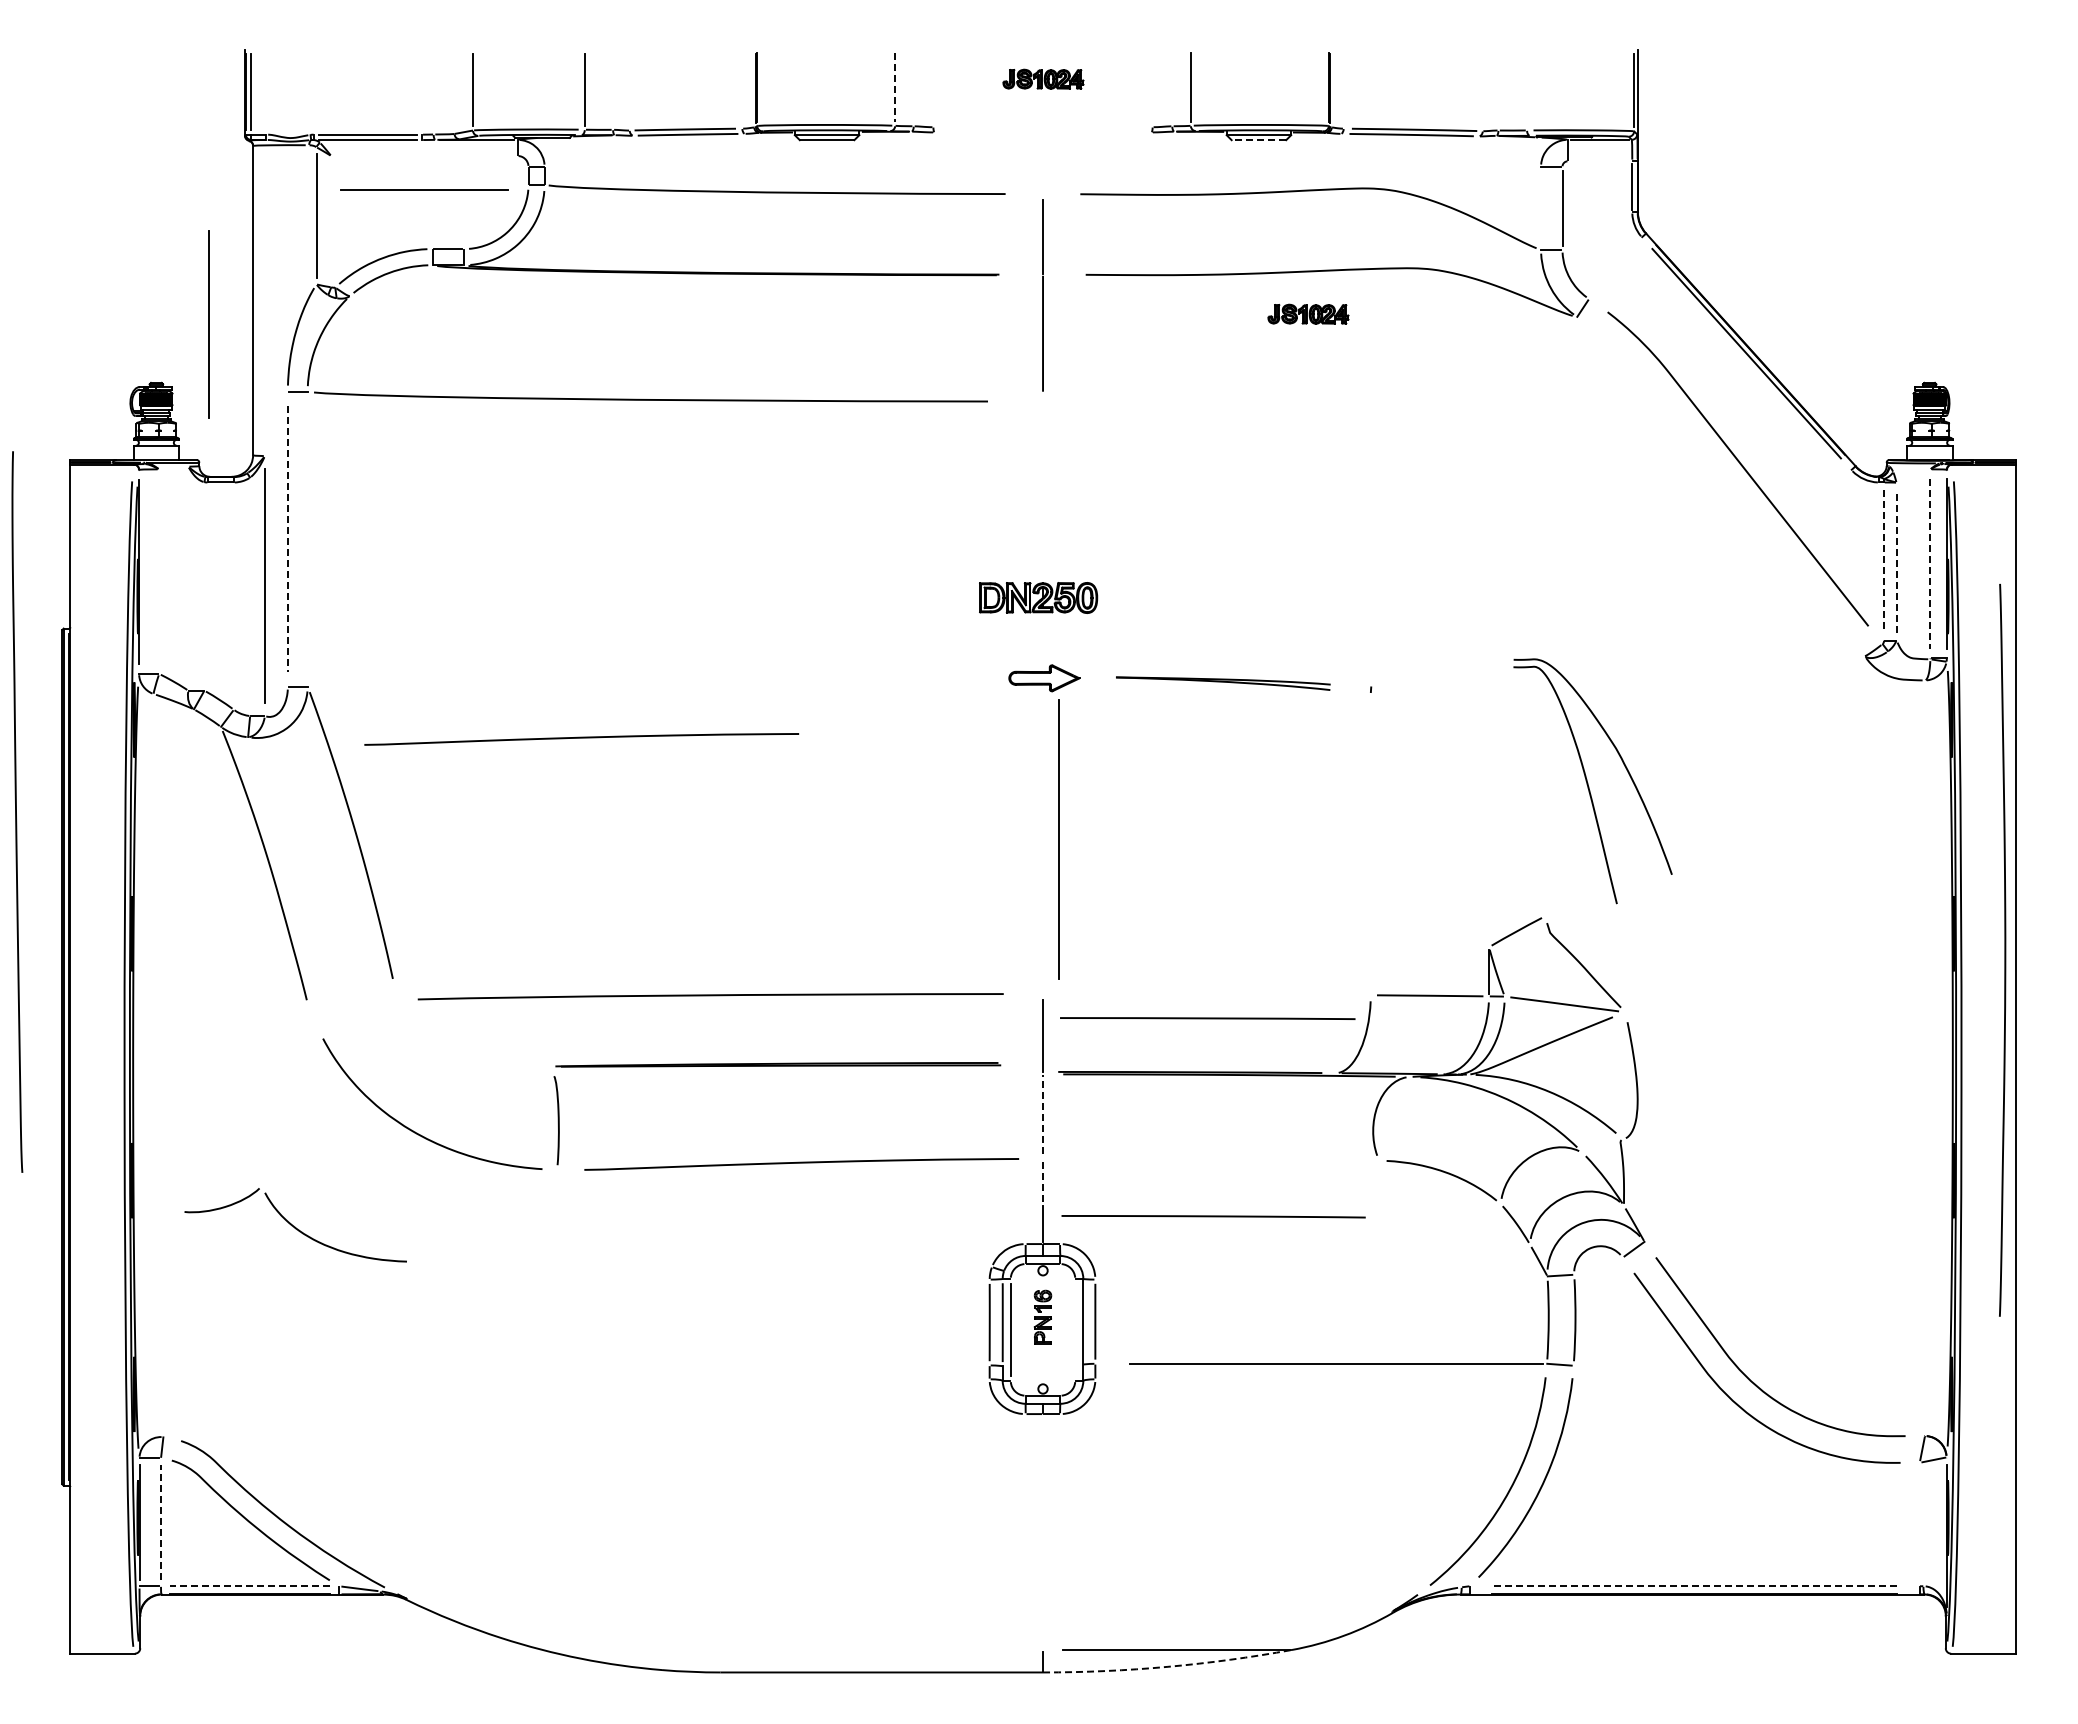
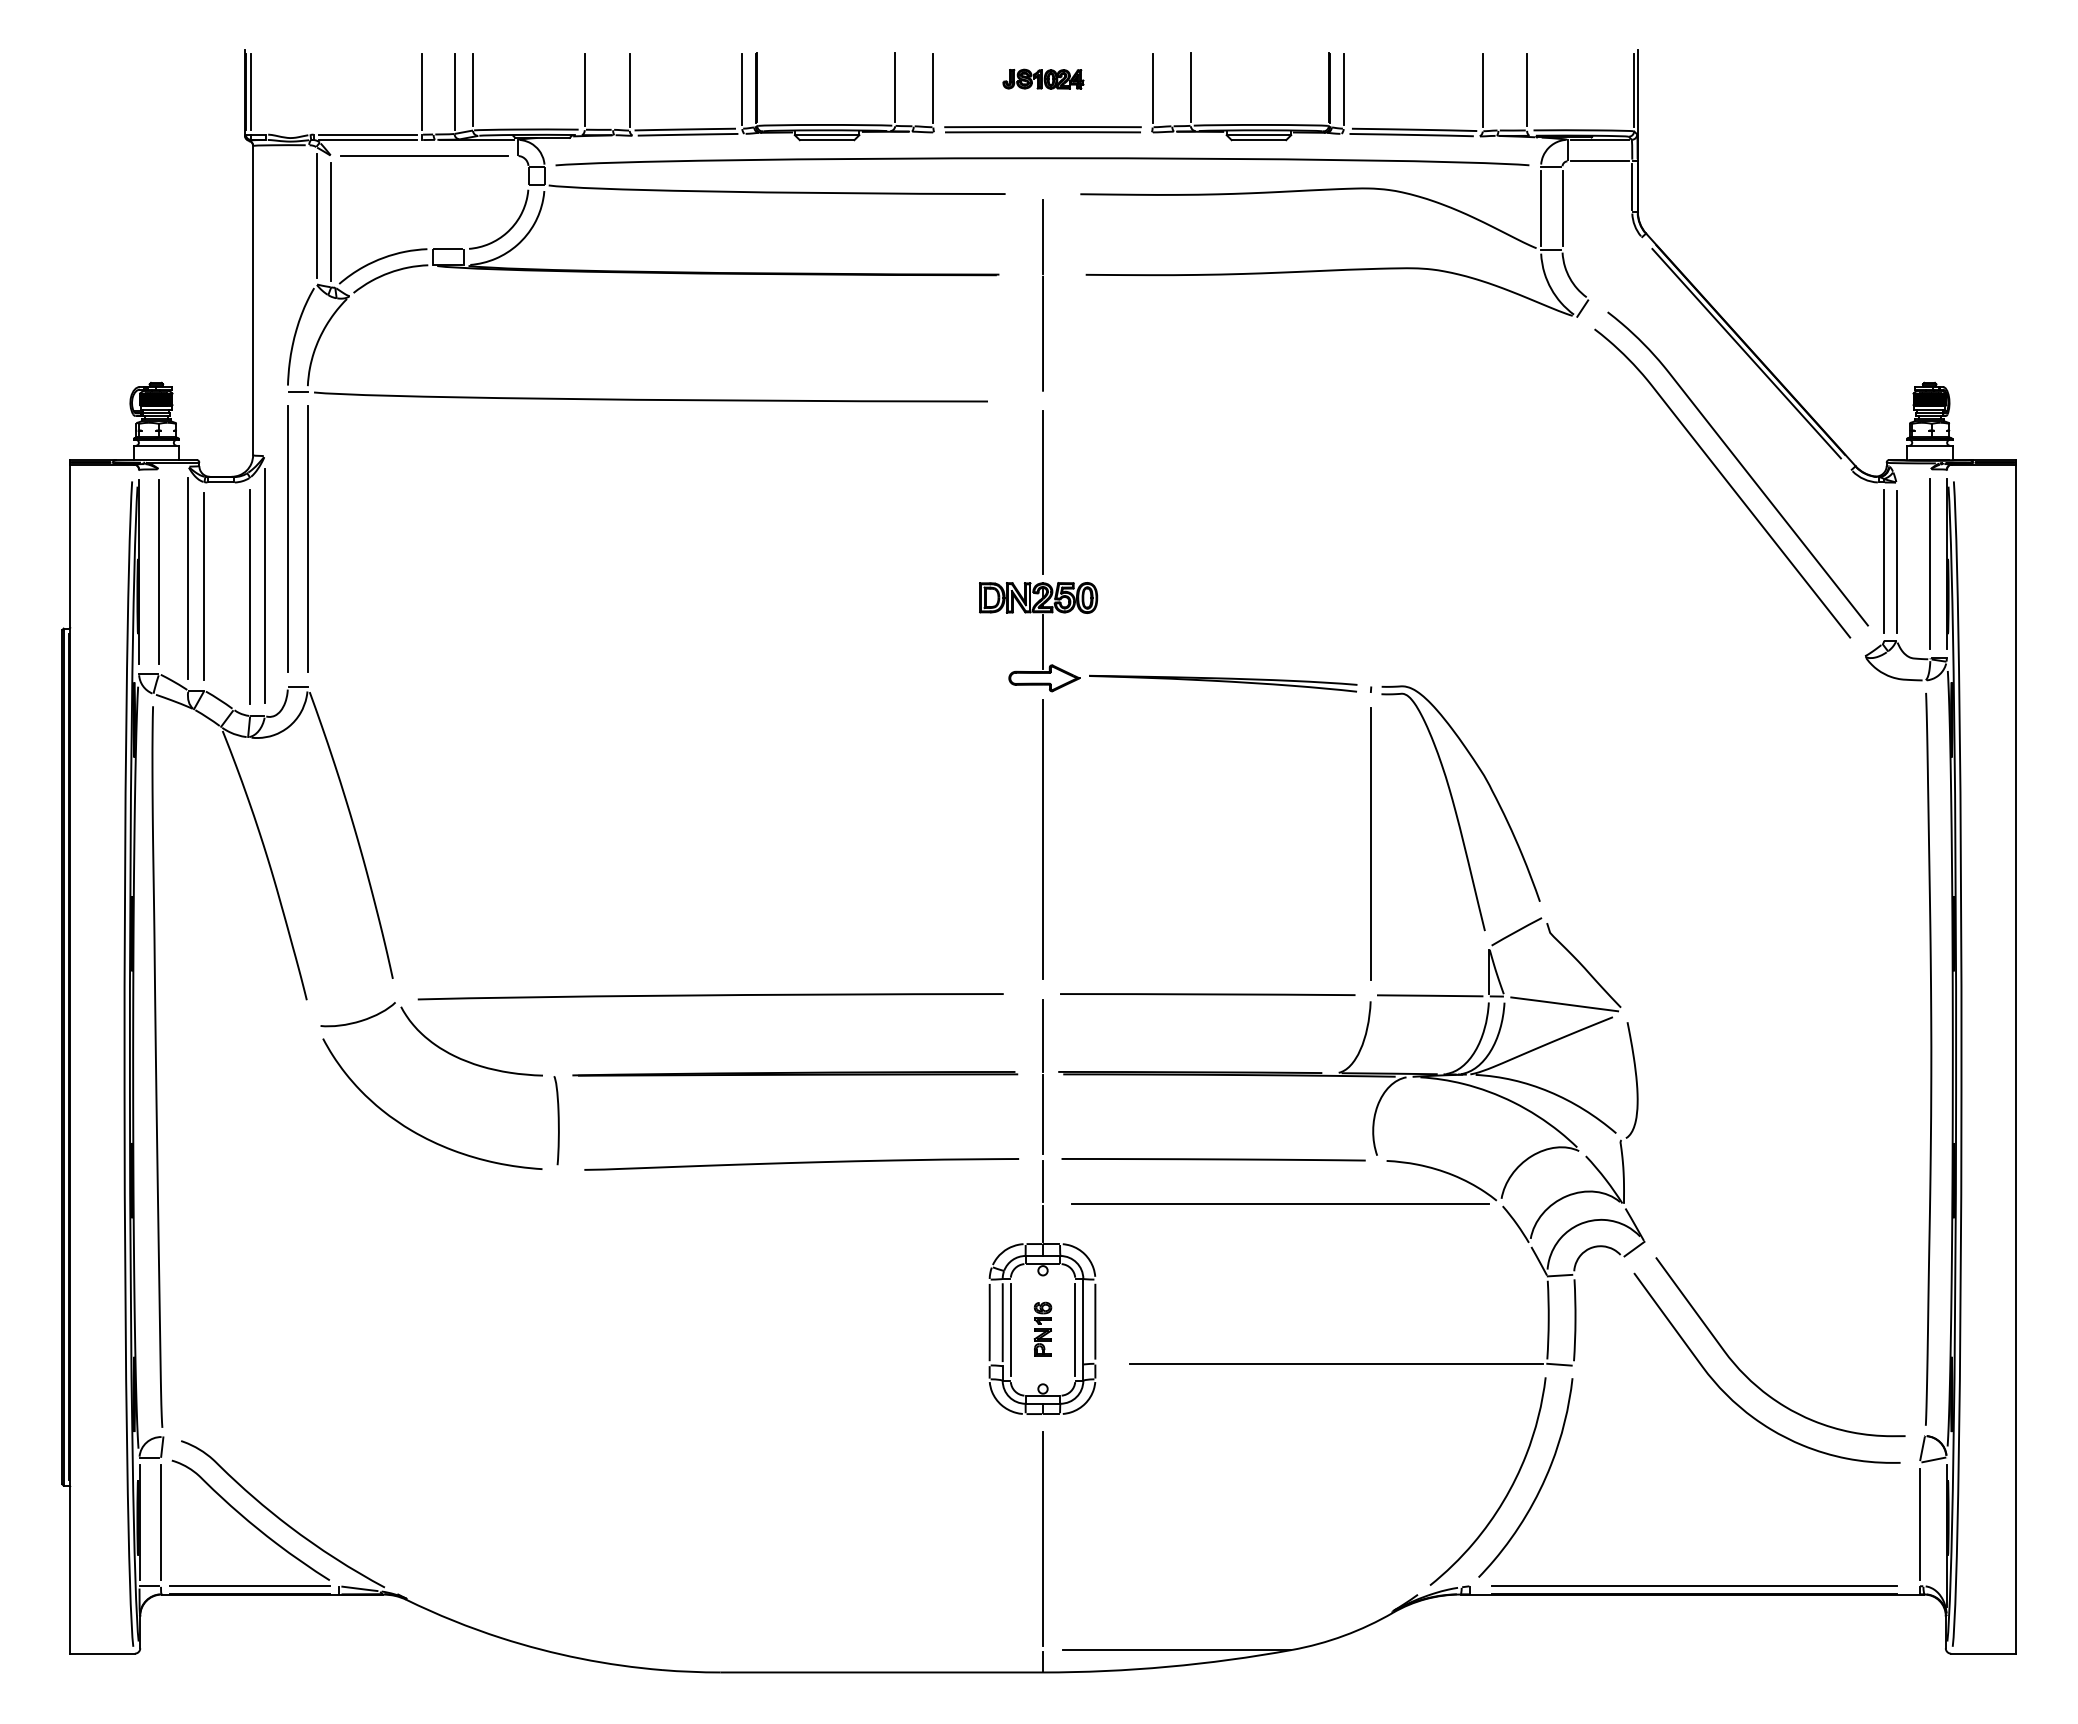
line: none -> present (742, 88)
line: dashed -> solid (895, 88)
line: none -> present (933, 88)
line: none -> present (1152, 88)
line: none -> present (1343, 88)
line: none -> present (629, 89)
line: none -> present (1527, 89)
line: none -> present (1482, 90)
line: none -> present (422, 91)
line: none -> present (454, 91)
part: none -> present (1042, 129)
line: dashed -> solid (1258, 140)
curve: none -> present (1042, 159)
line: none -> present (1600, 161)
line position: (424, 189) -> (424, 155) (424, 155)
line: none -> present (1541, 207)
line: none -> present (331, 221)
part: present -> none (1308, 313)
line position: (208, 324) -> (203, 586) (203, 586)
curve: none -> present (1726, 482)
line: none -> present (1043, 492)
line: none -> present (307, 538)
line: dashed -> solid (287, 539)
line: dashed -> solid (1884, 561)
line: dashed -> solid (1896, 561)
line: dashed -> solid (1930, 564)
line: none -> present (158, 571)
line: none -> present (188, 578)
line: none -> present (250, 596)
line: none -> present (1043, 642)
part size: 215x15 px -> 269x19 px (1223, 683)
curve: present -> none (581, 738)
part position: (1592, 781) -> (1460, 808) (1460, 808)
curve position: (16, 811) -> (156, 1066) (156, 1066)
line position: (1058, 839) -> (1042, 839) (1042, 839)
line: none -> present (1370, 844)
curve position: (2004, 949) -> (1930, 1058) (1930, 1058)
line position: (1207, 1018) -> (1207, 994) (1207, 994)
part position: (778, 1064) -> (795, 1073) (795, 1073)
line: dashed -> solid (1043, 1114)
line: dashed -> solid (1043, 1180)
line: none -> present (1280, 1204)
line position: (1213, 1216) -> (1213, 1159) (1213, 1159)
part position: (295, 1225) -> (431, 1039) (431, 1039)
part position: (1042, 1316) -> (1042, 1328) (1042, 1328)
line: none -> present (1075, 1329)
line: dashed -> solid (160, 1522)
line: none -> present (1919, 1524)
line: none -> present (1043, 1538)
line: dashed -> solid (249, 1586)
line: dashed -> solid (1694, 1586)
arc: dashed -> solid (1167, 1666)
